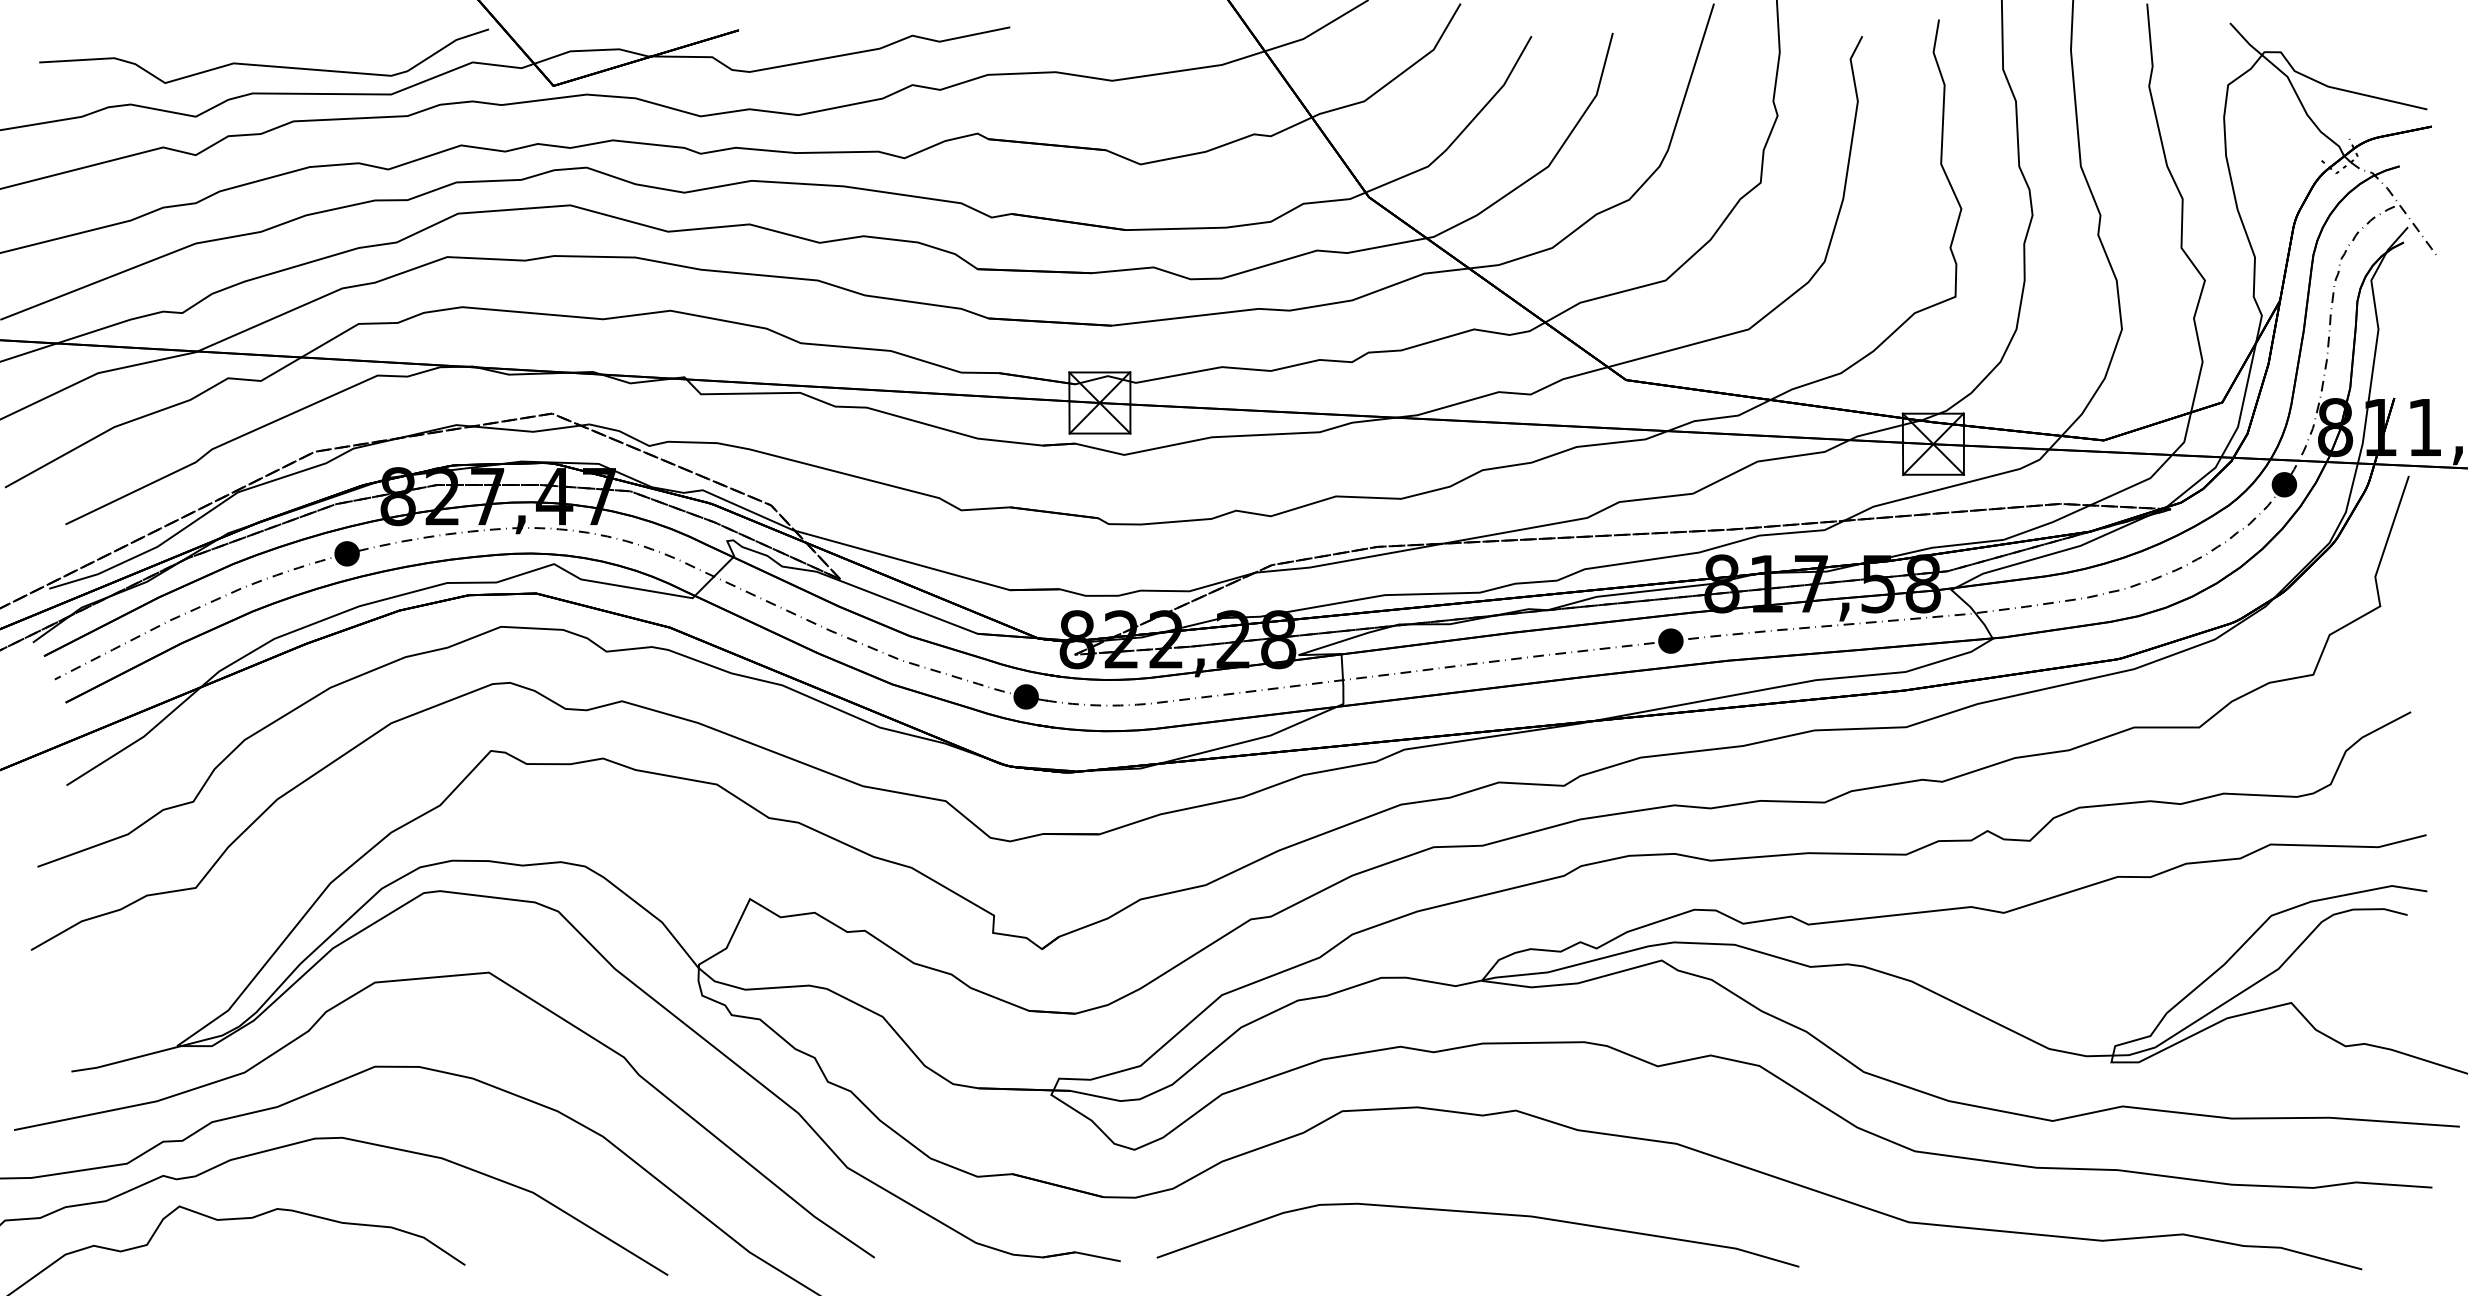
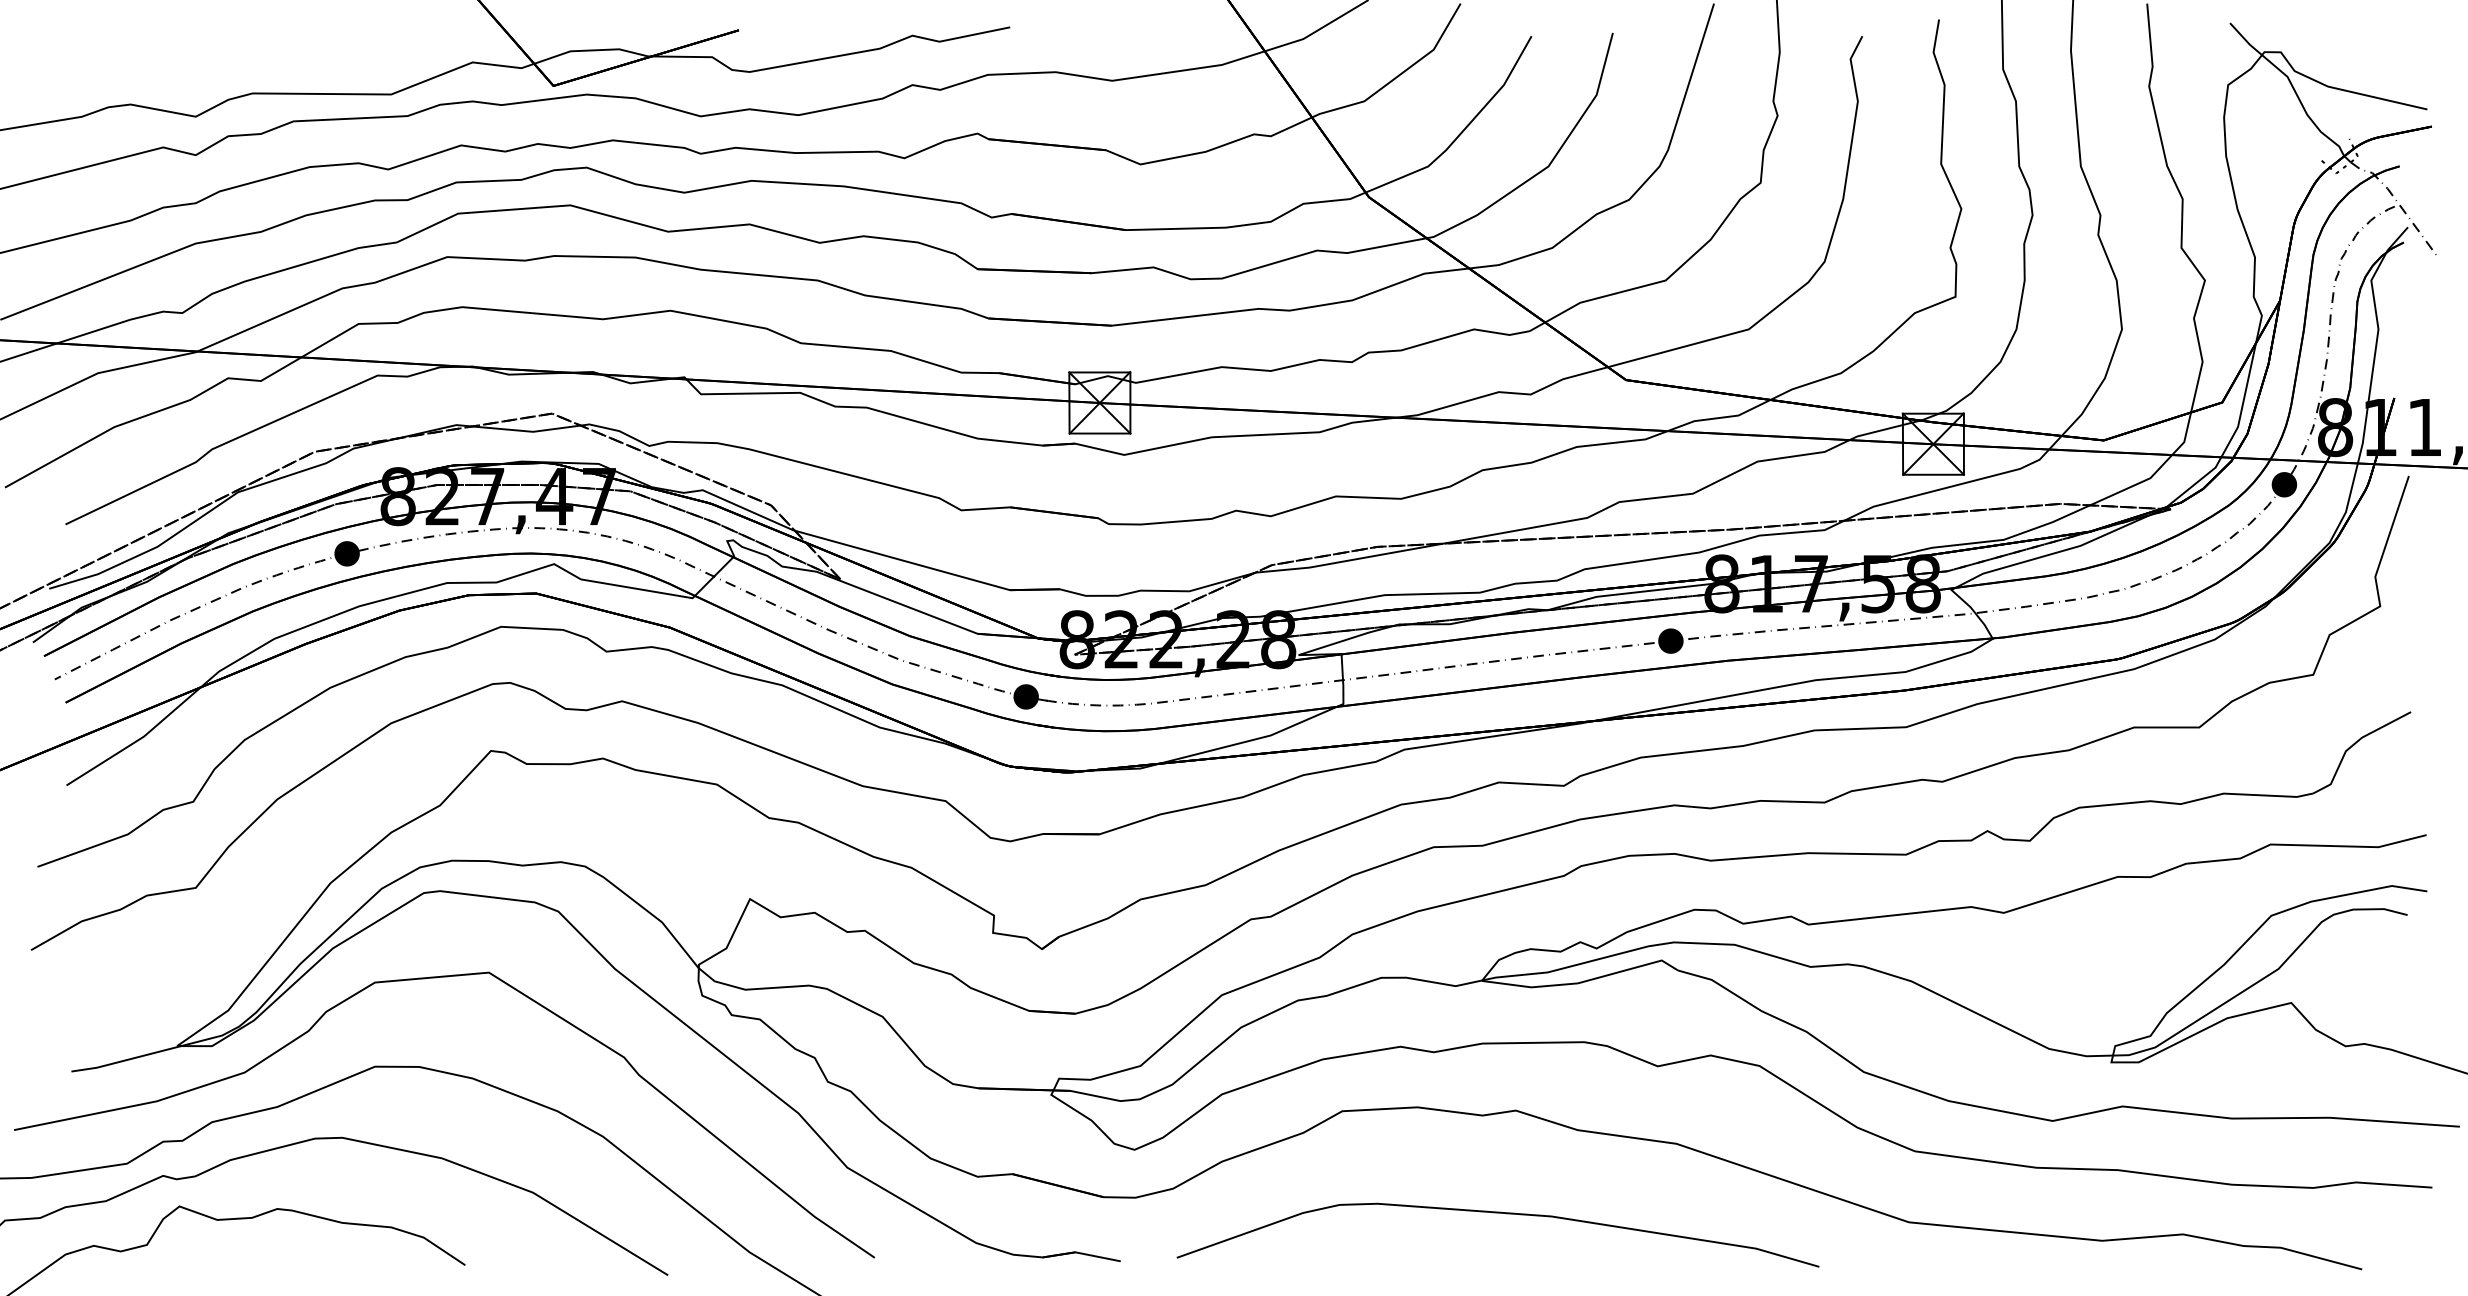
curve: present -> none (263, 64)
curve position: (1477, 1213) -> (1497, 1213) (1497, 1213)
